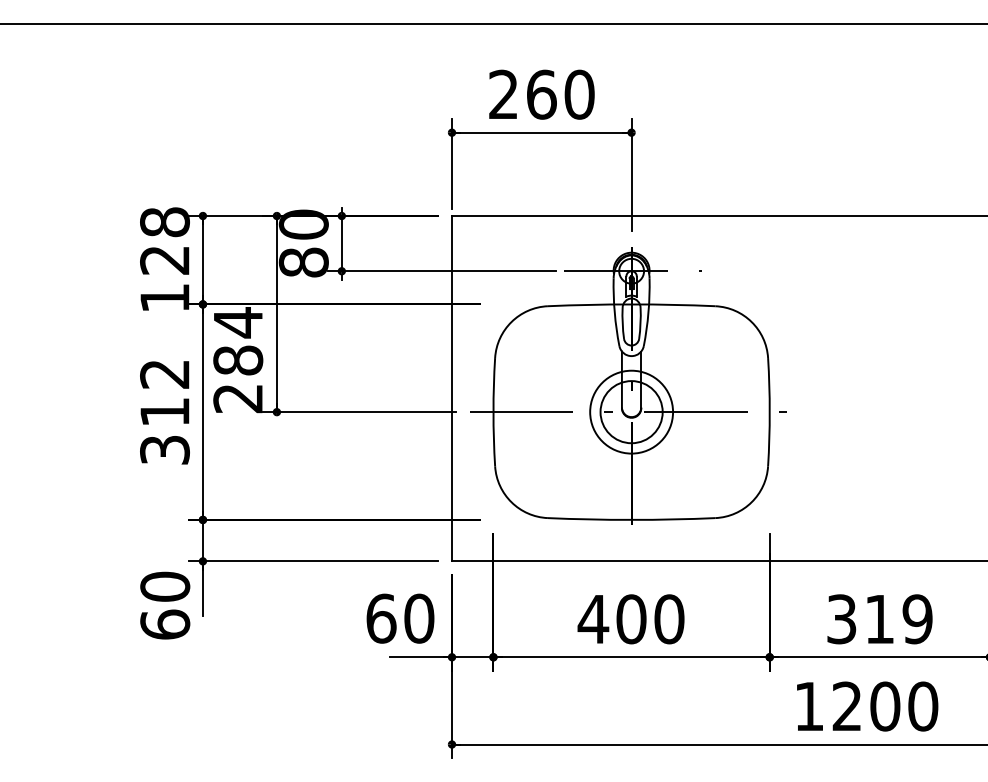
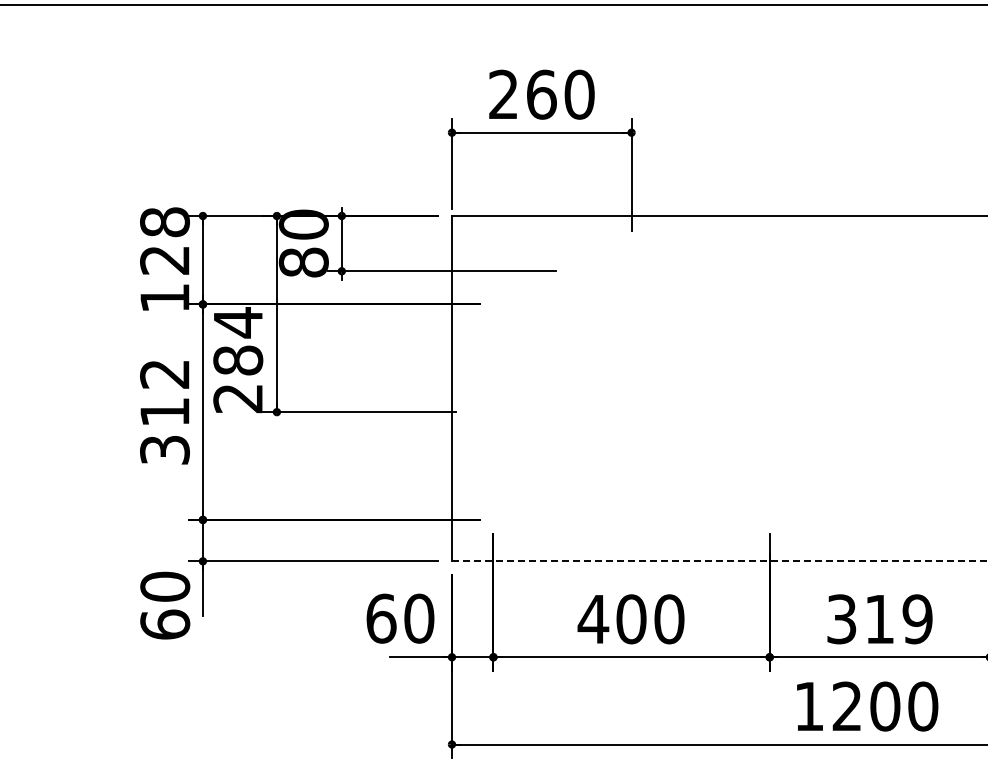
line position: (493, 23) -> (493, 4) (493, 4)
part: present -> none (628, 385)
line: solid -> dashed (719, 561)
